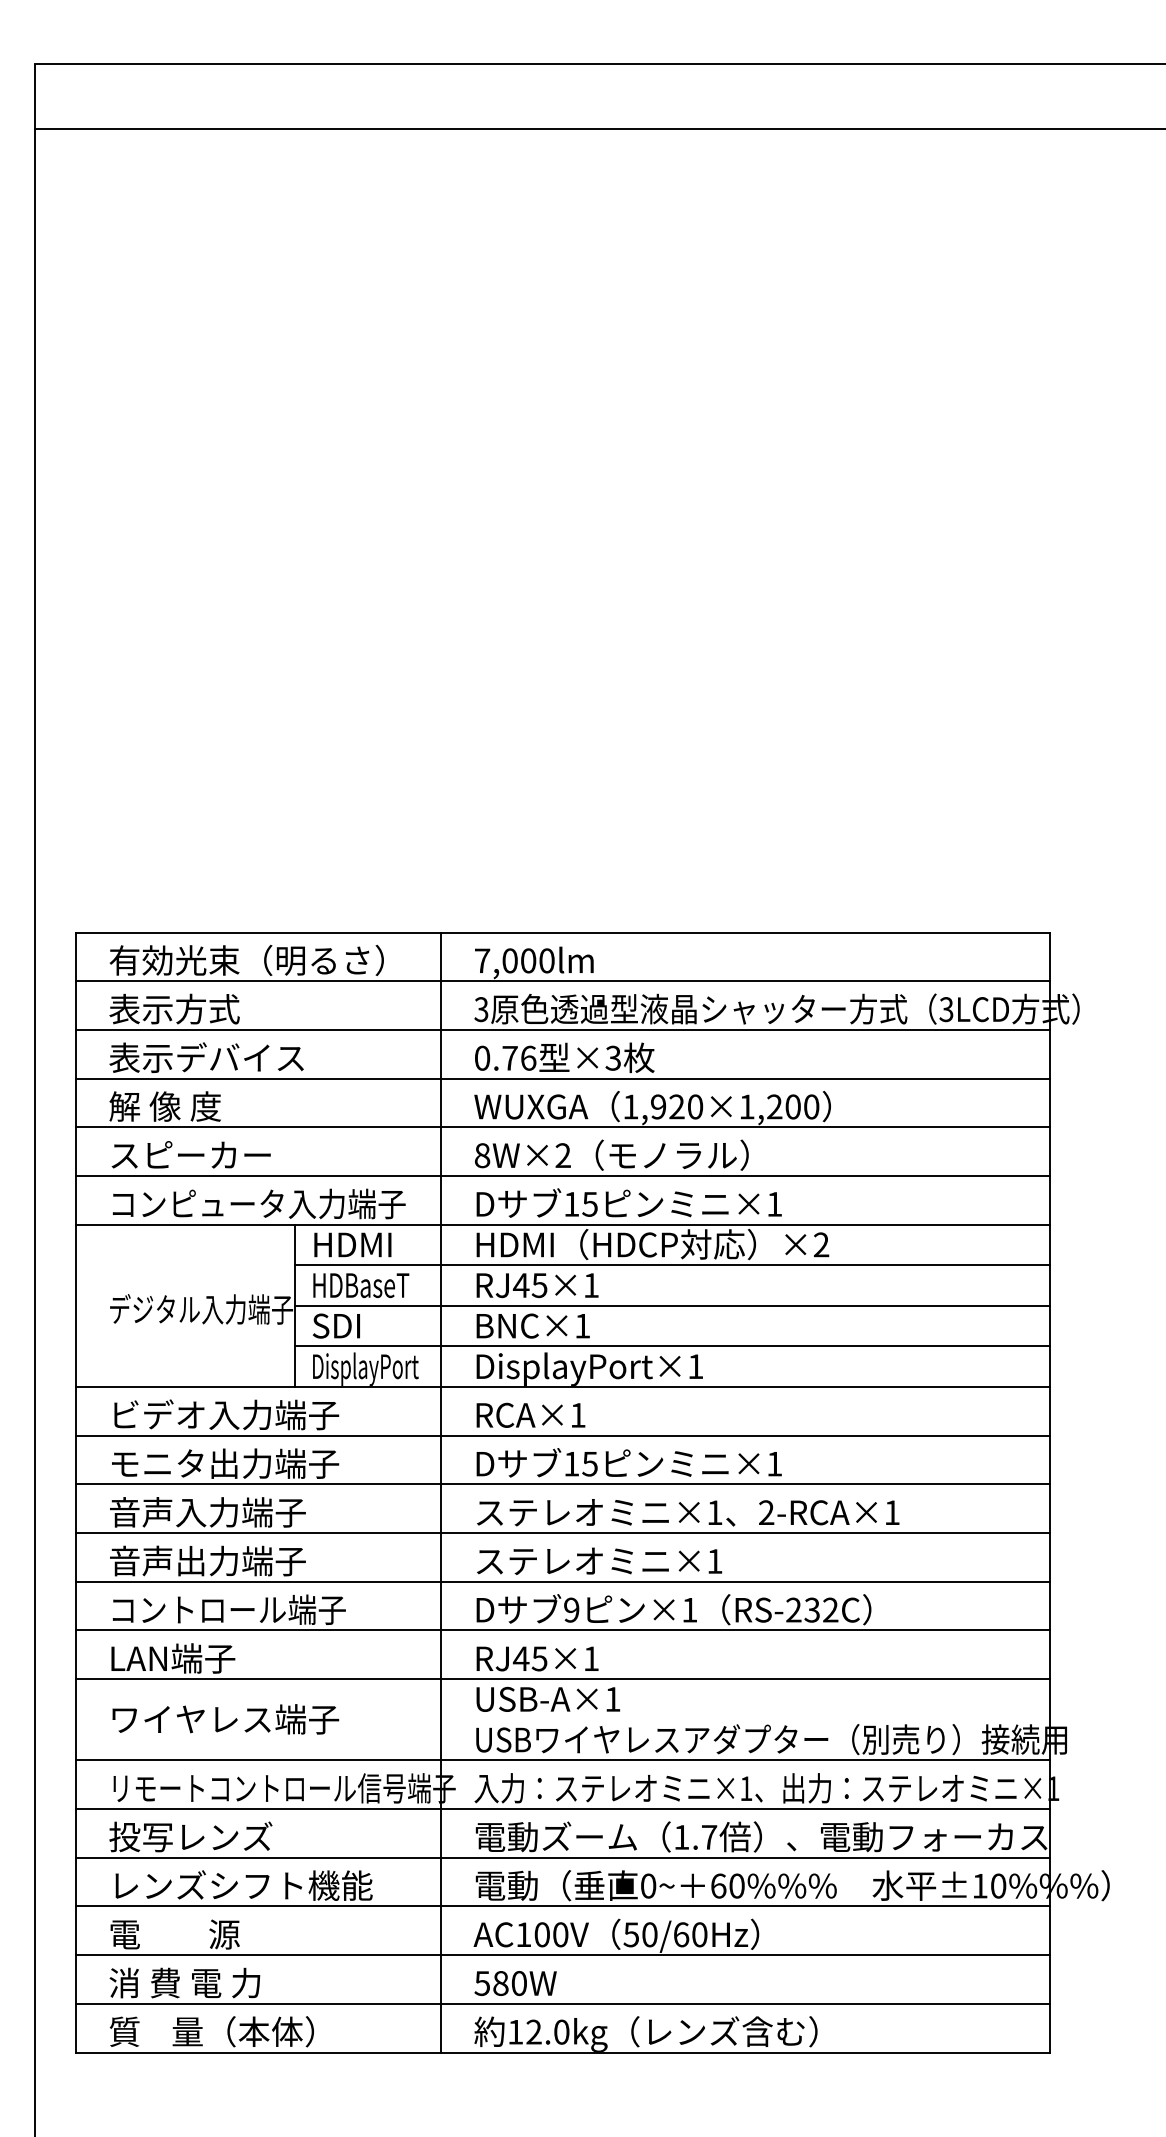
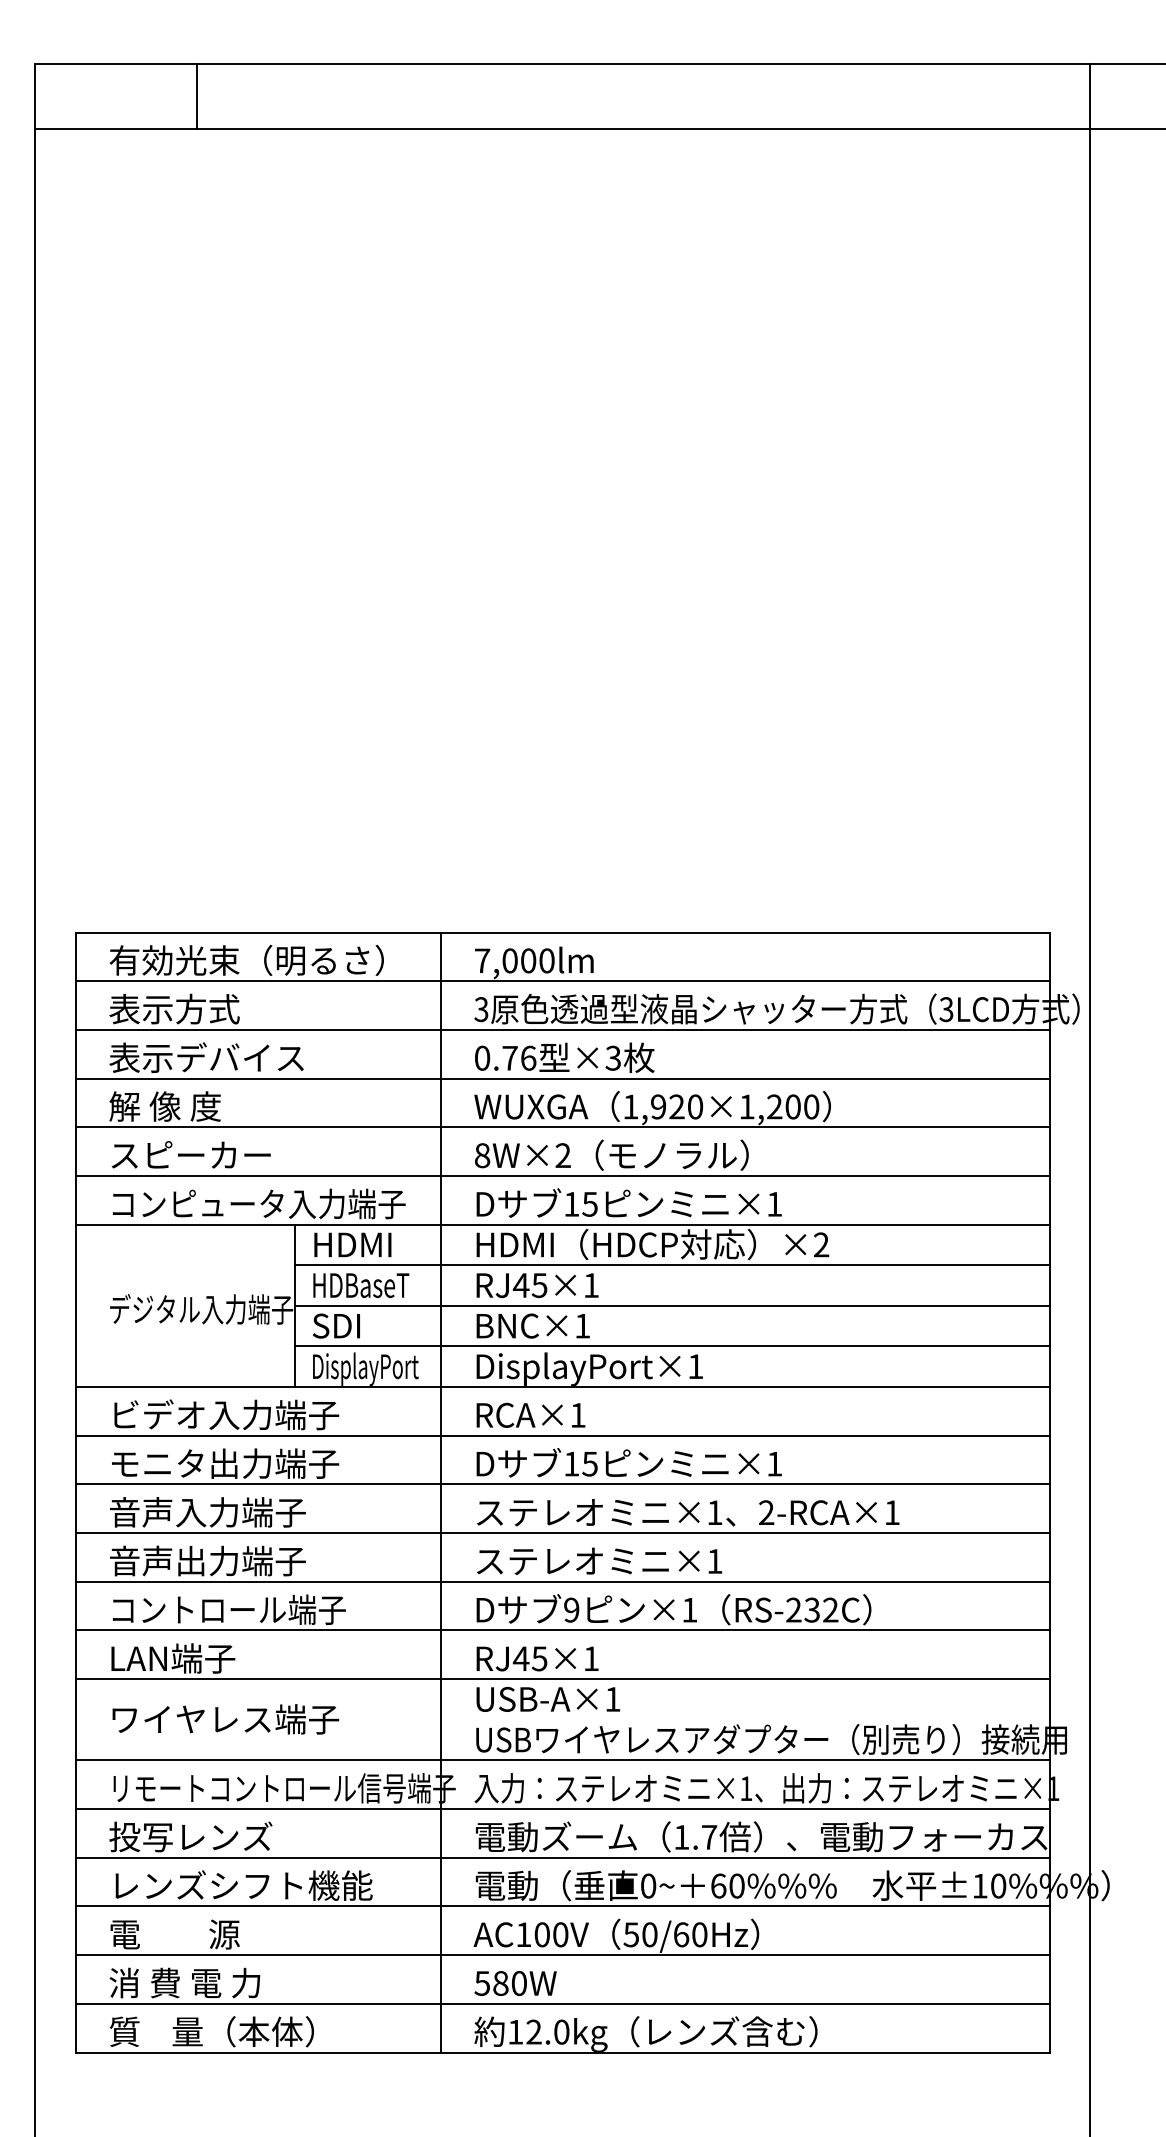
line: none -> present (197, 96)
line: none -> present (1090, 1098)
